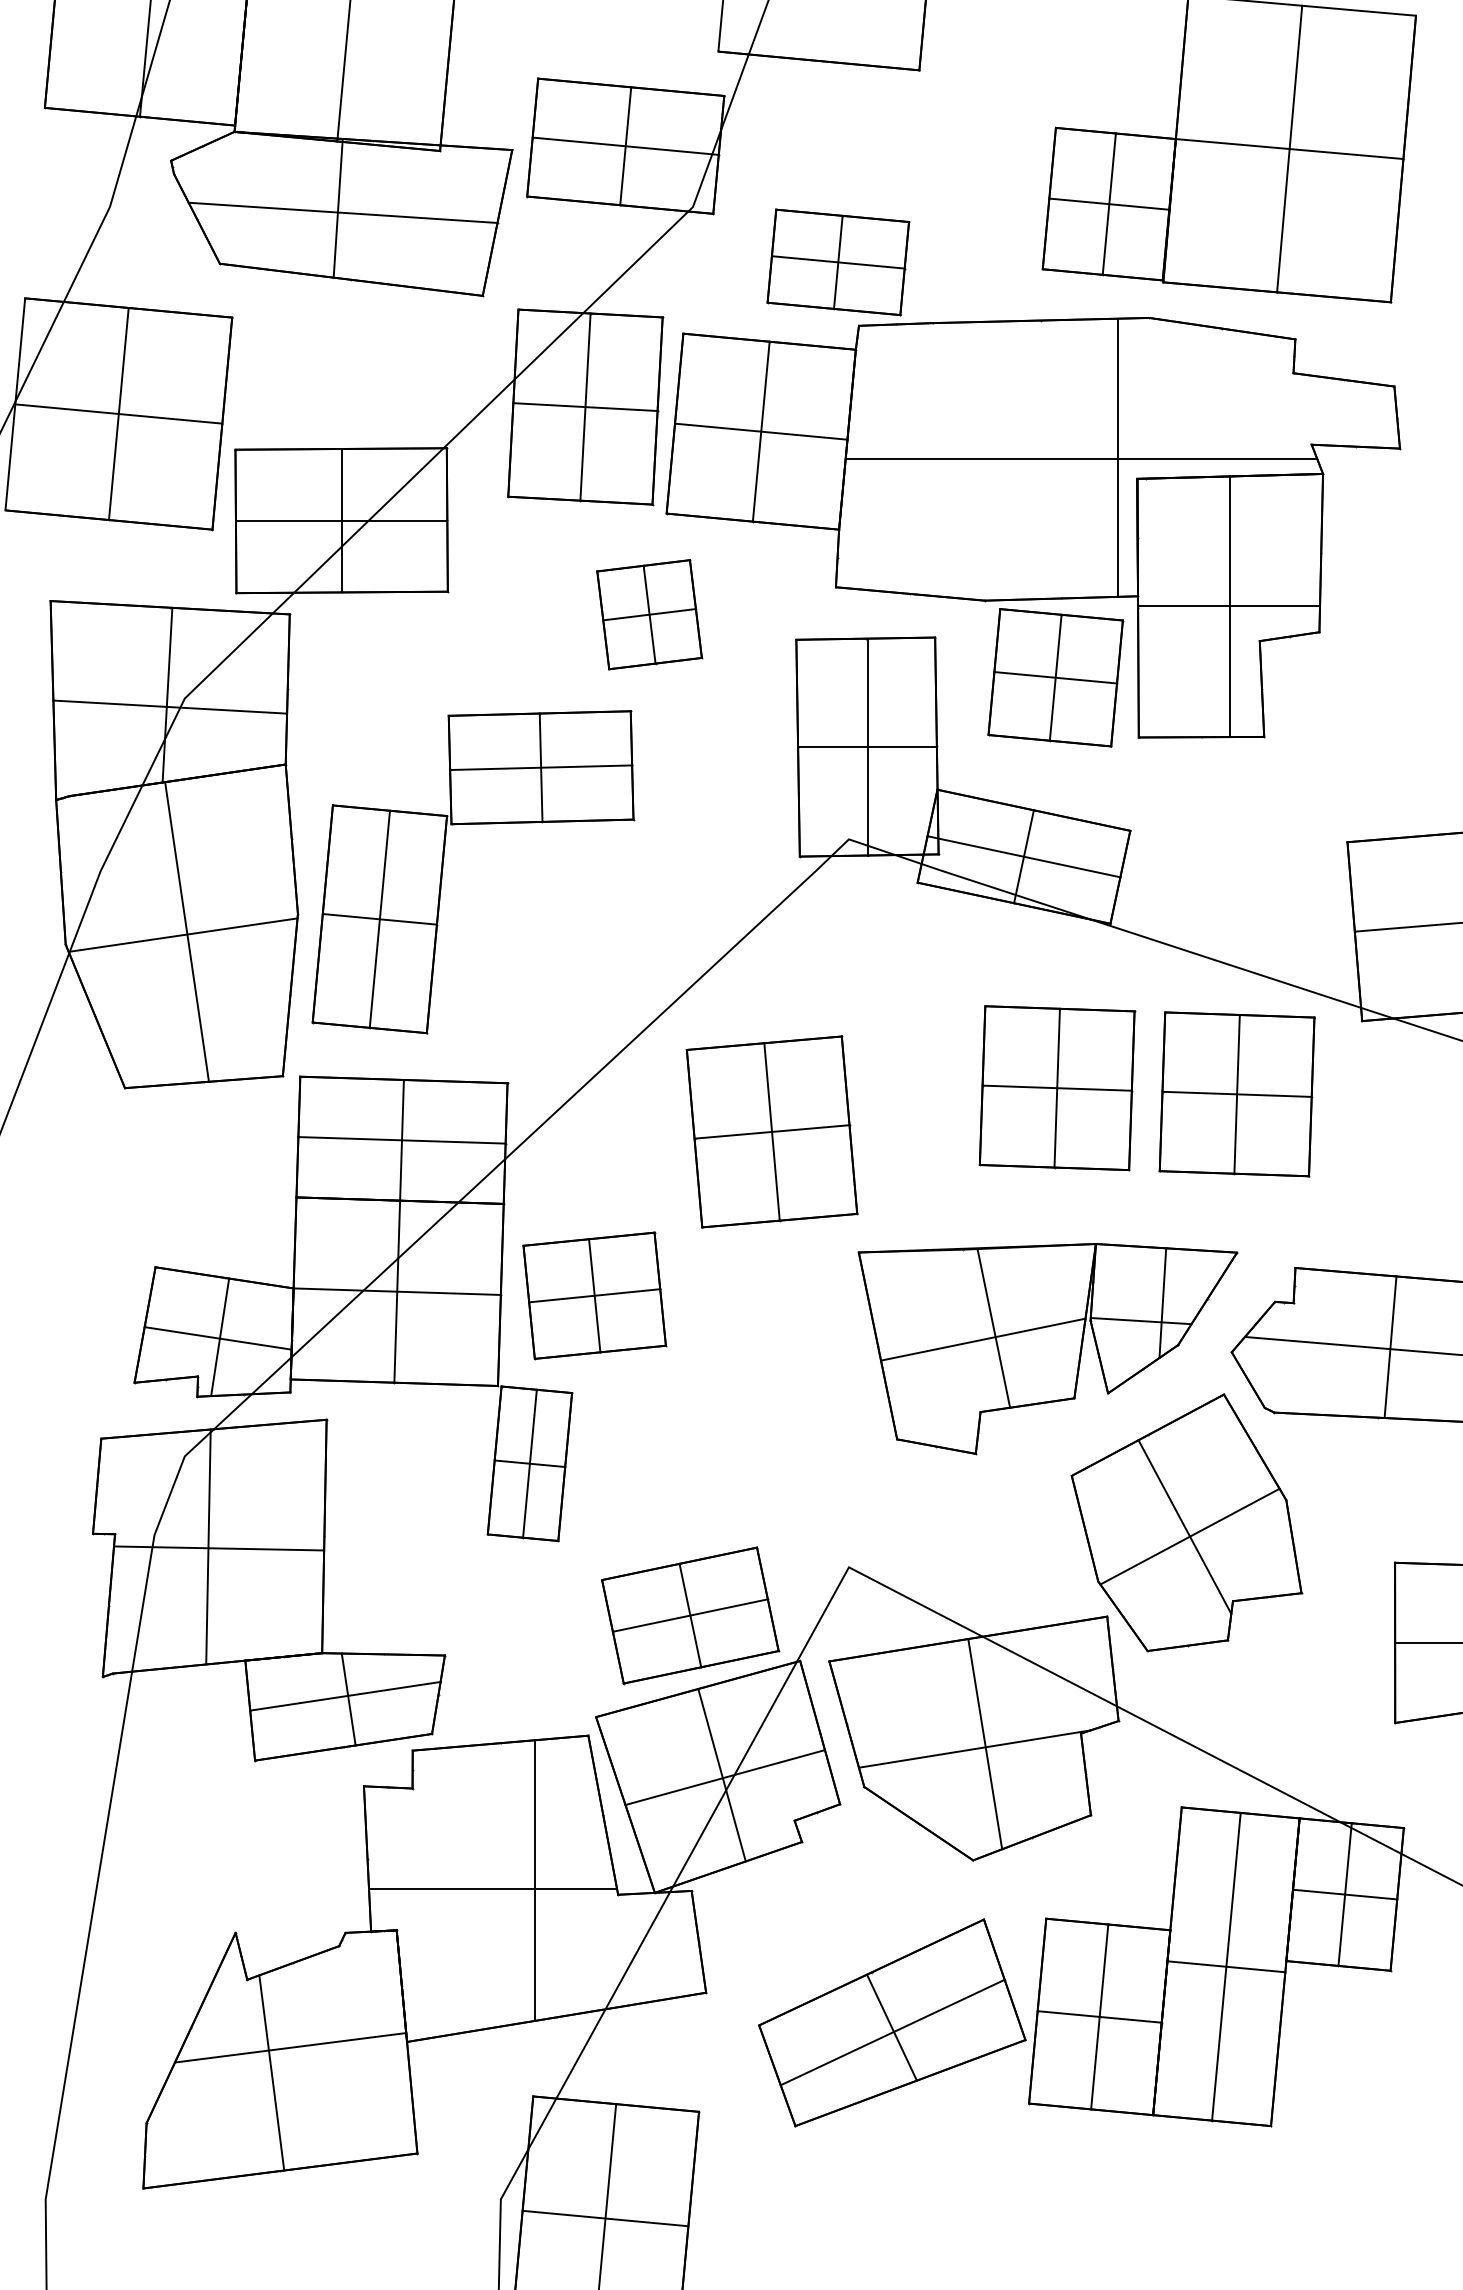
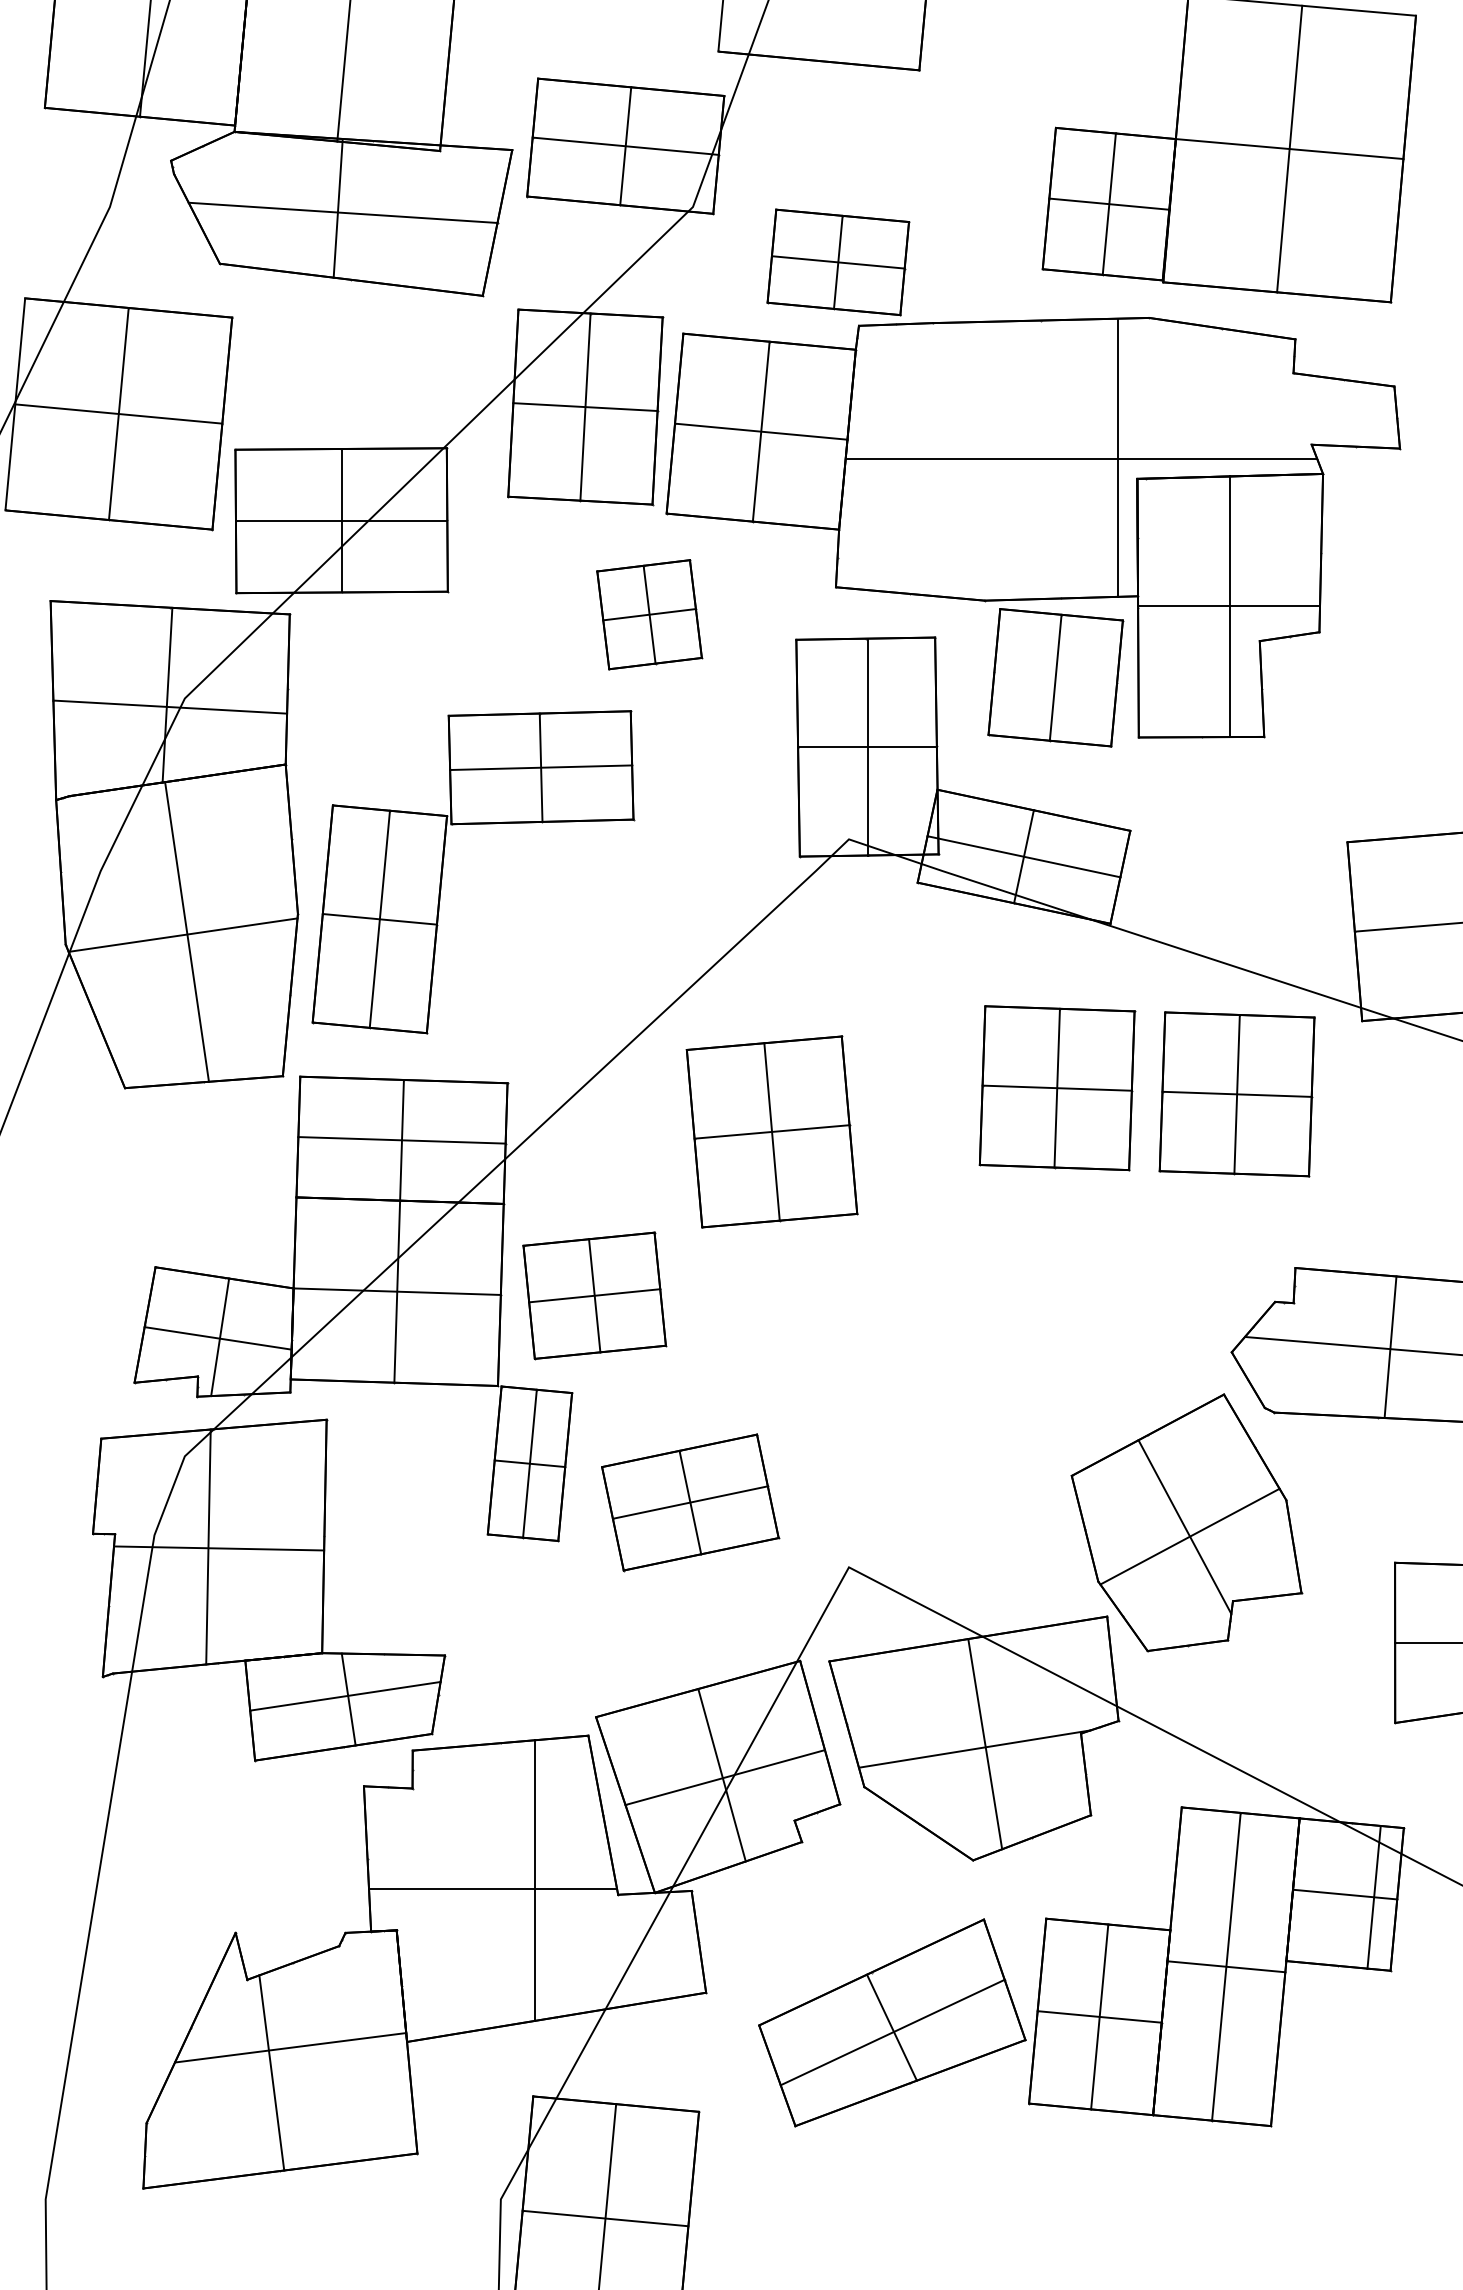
line: present -> none (1055, 677)
part: present -> none (1047, 1349)
part position: (690, 1615) -> (690, 1502) (690, 1502)
line position: (1344, 1894) -> (1373, 1897) (1373, 1897)
